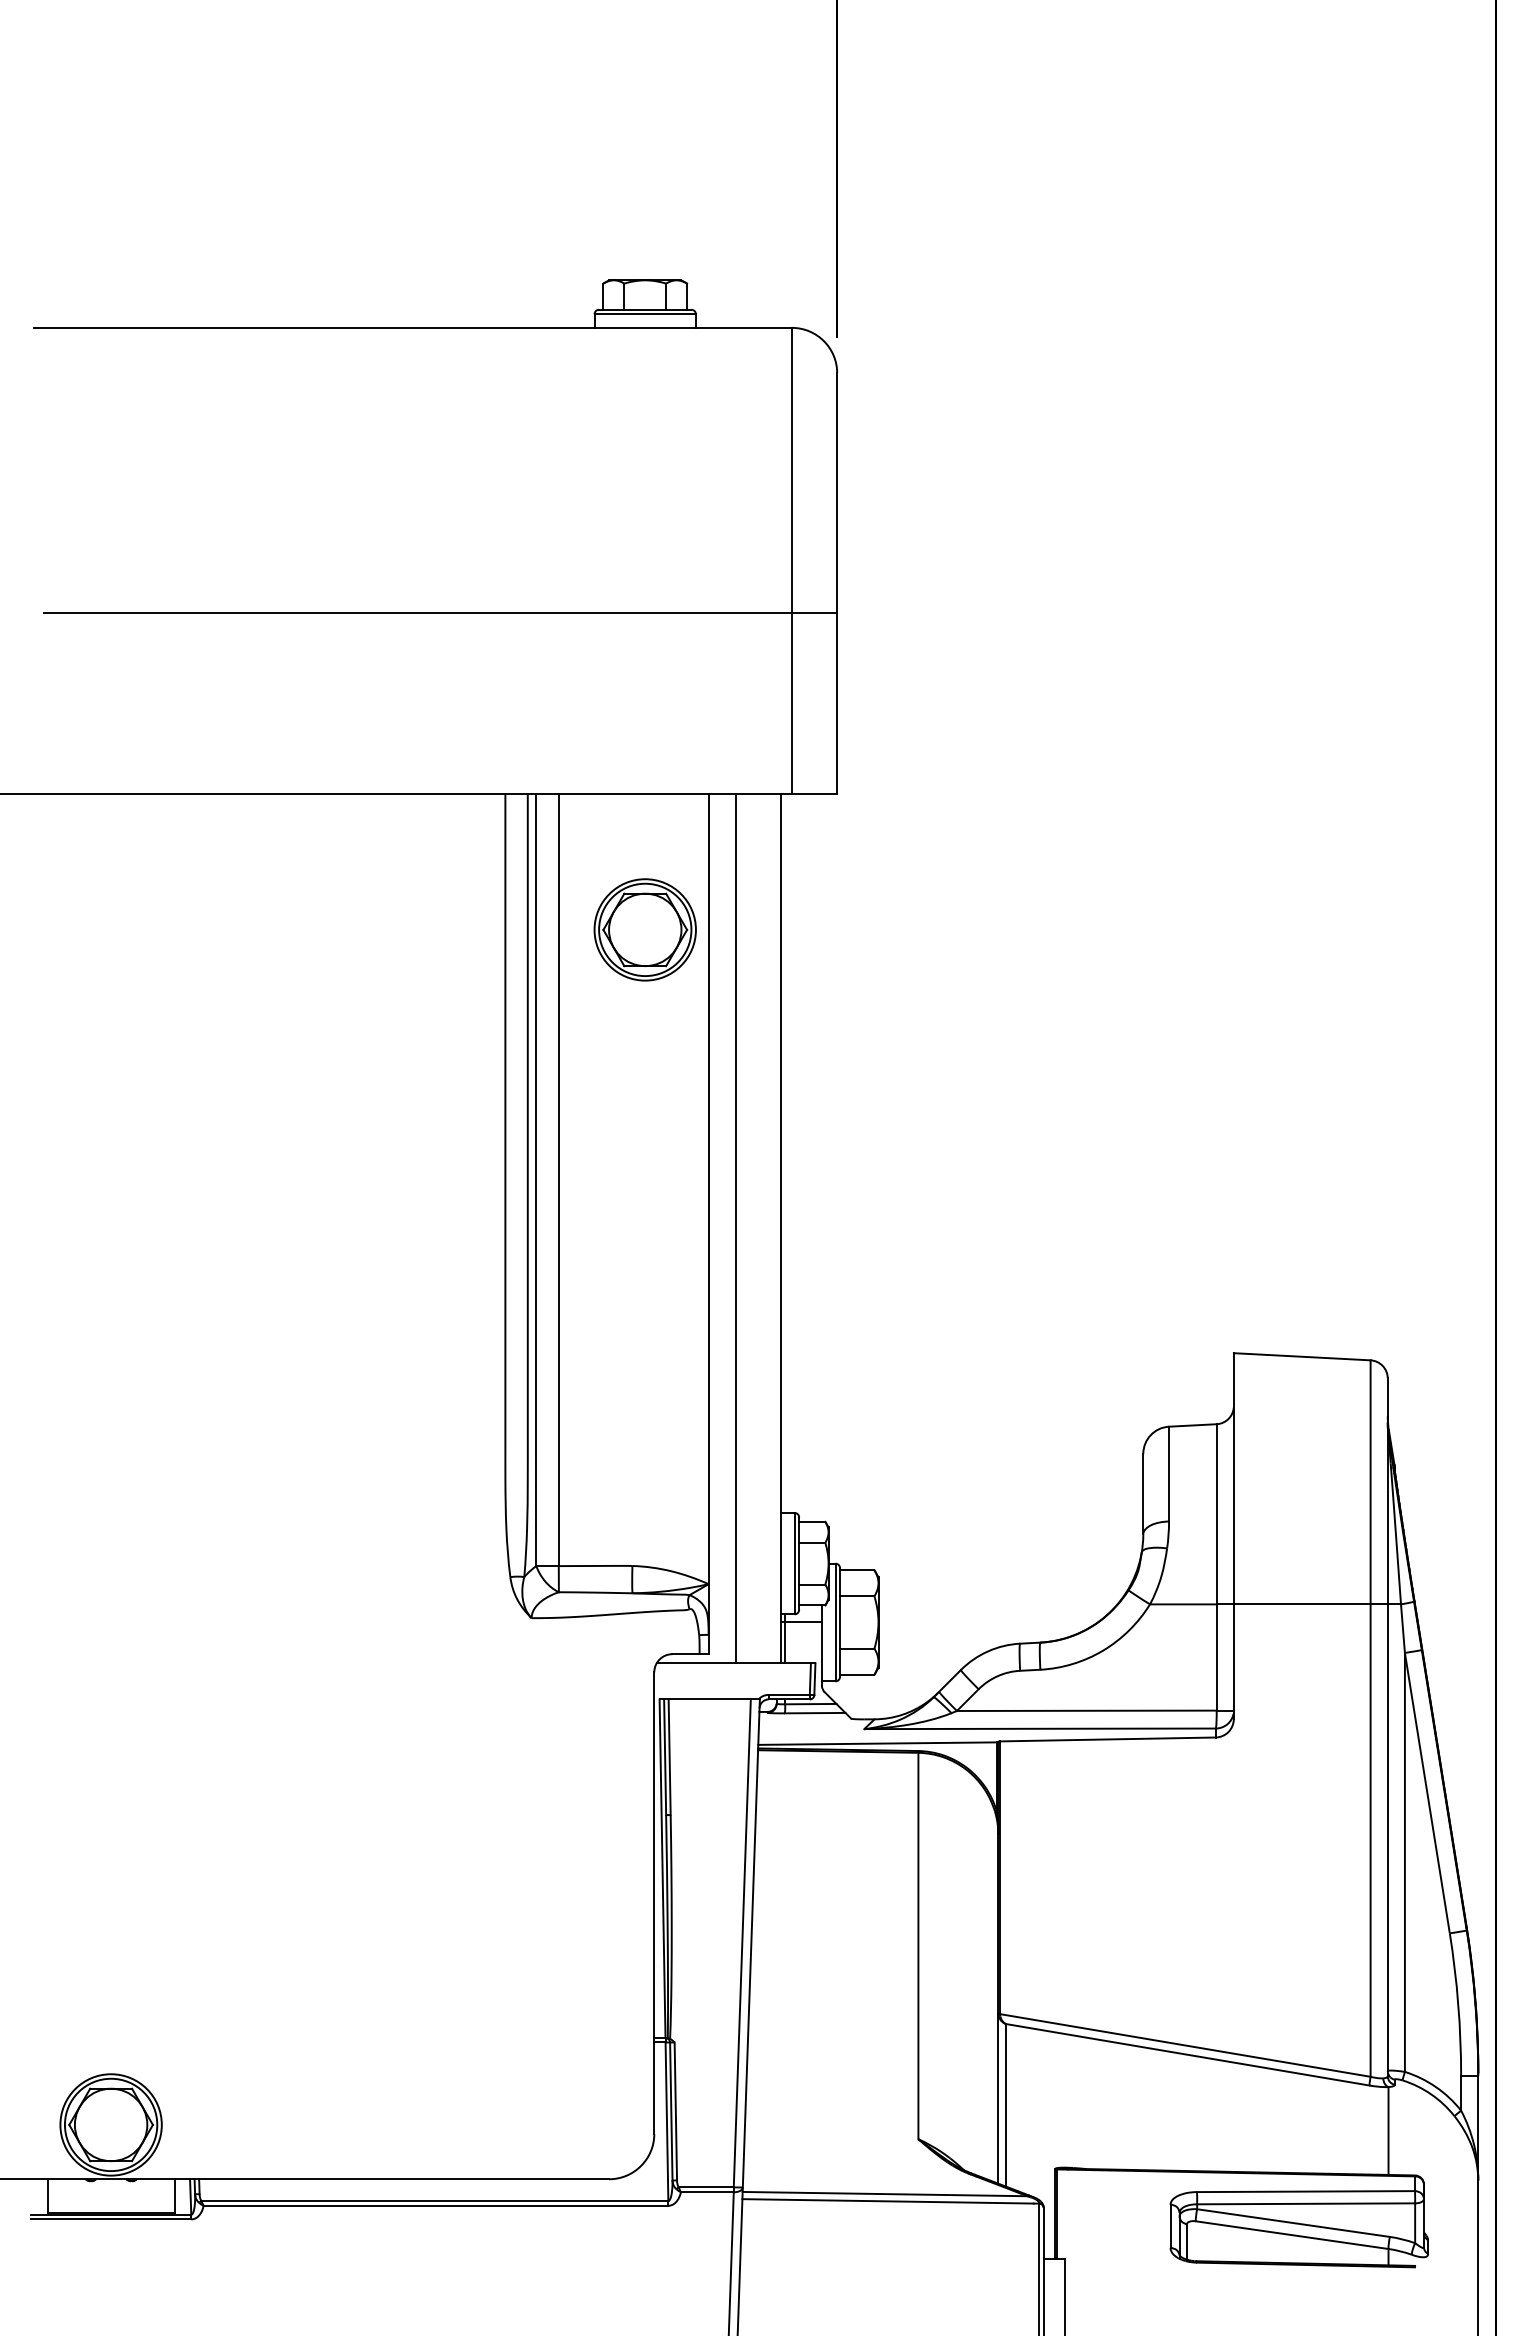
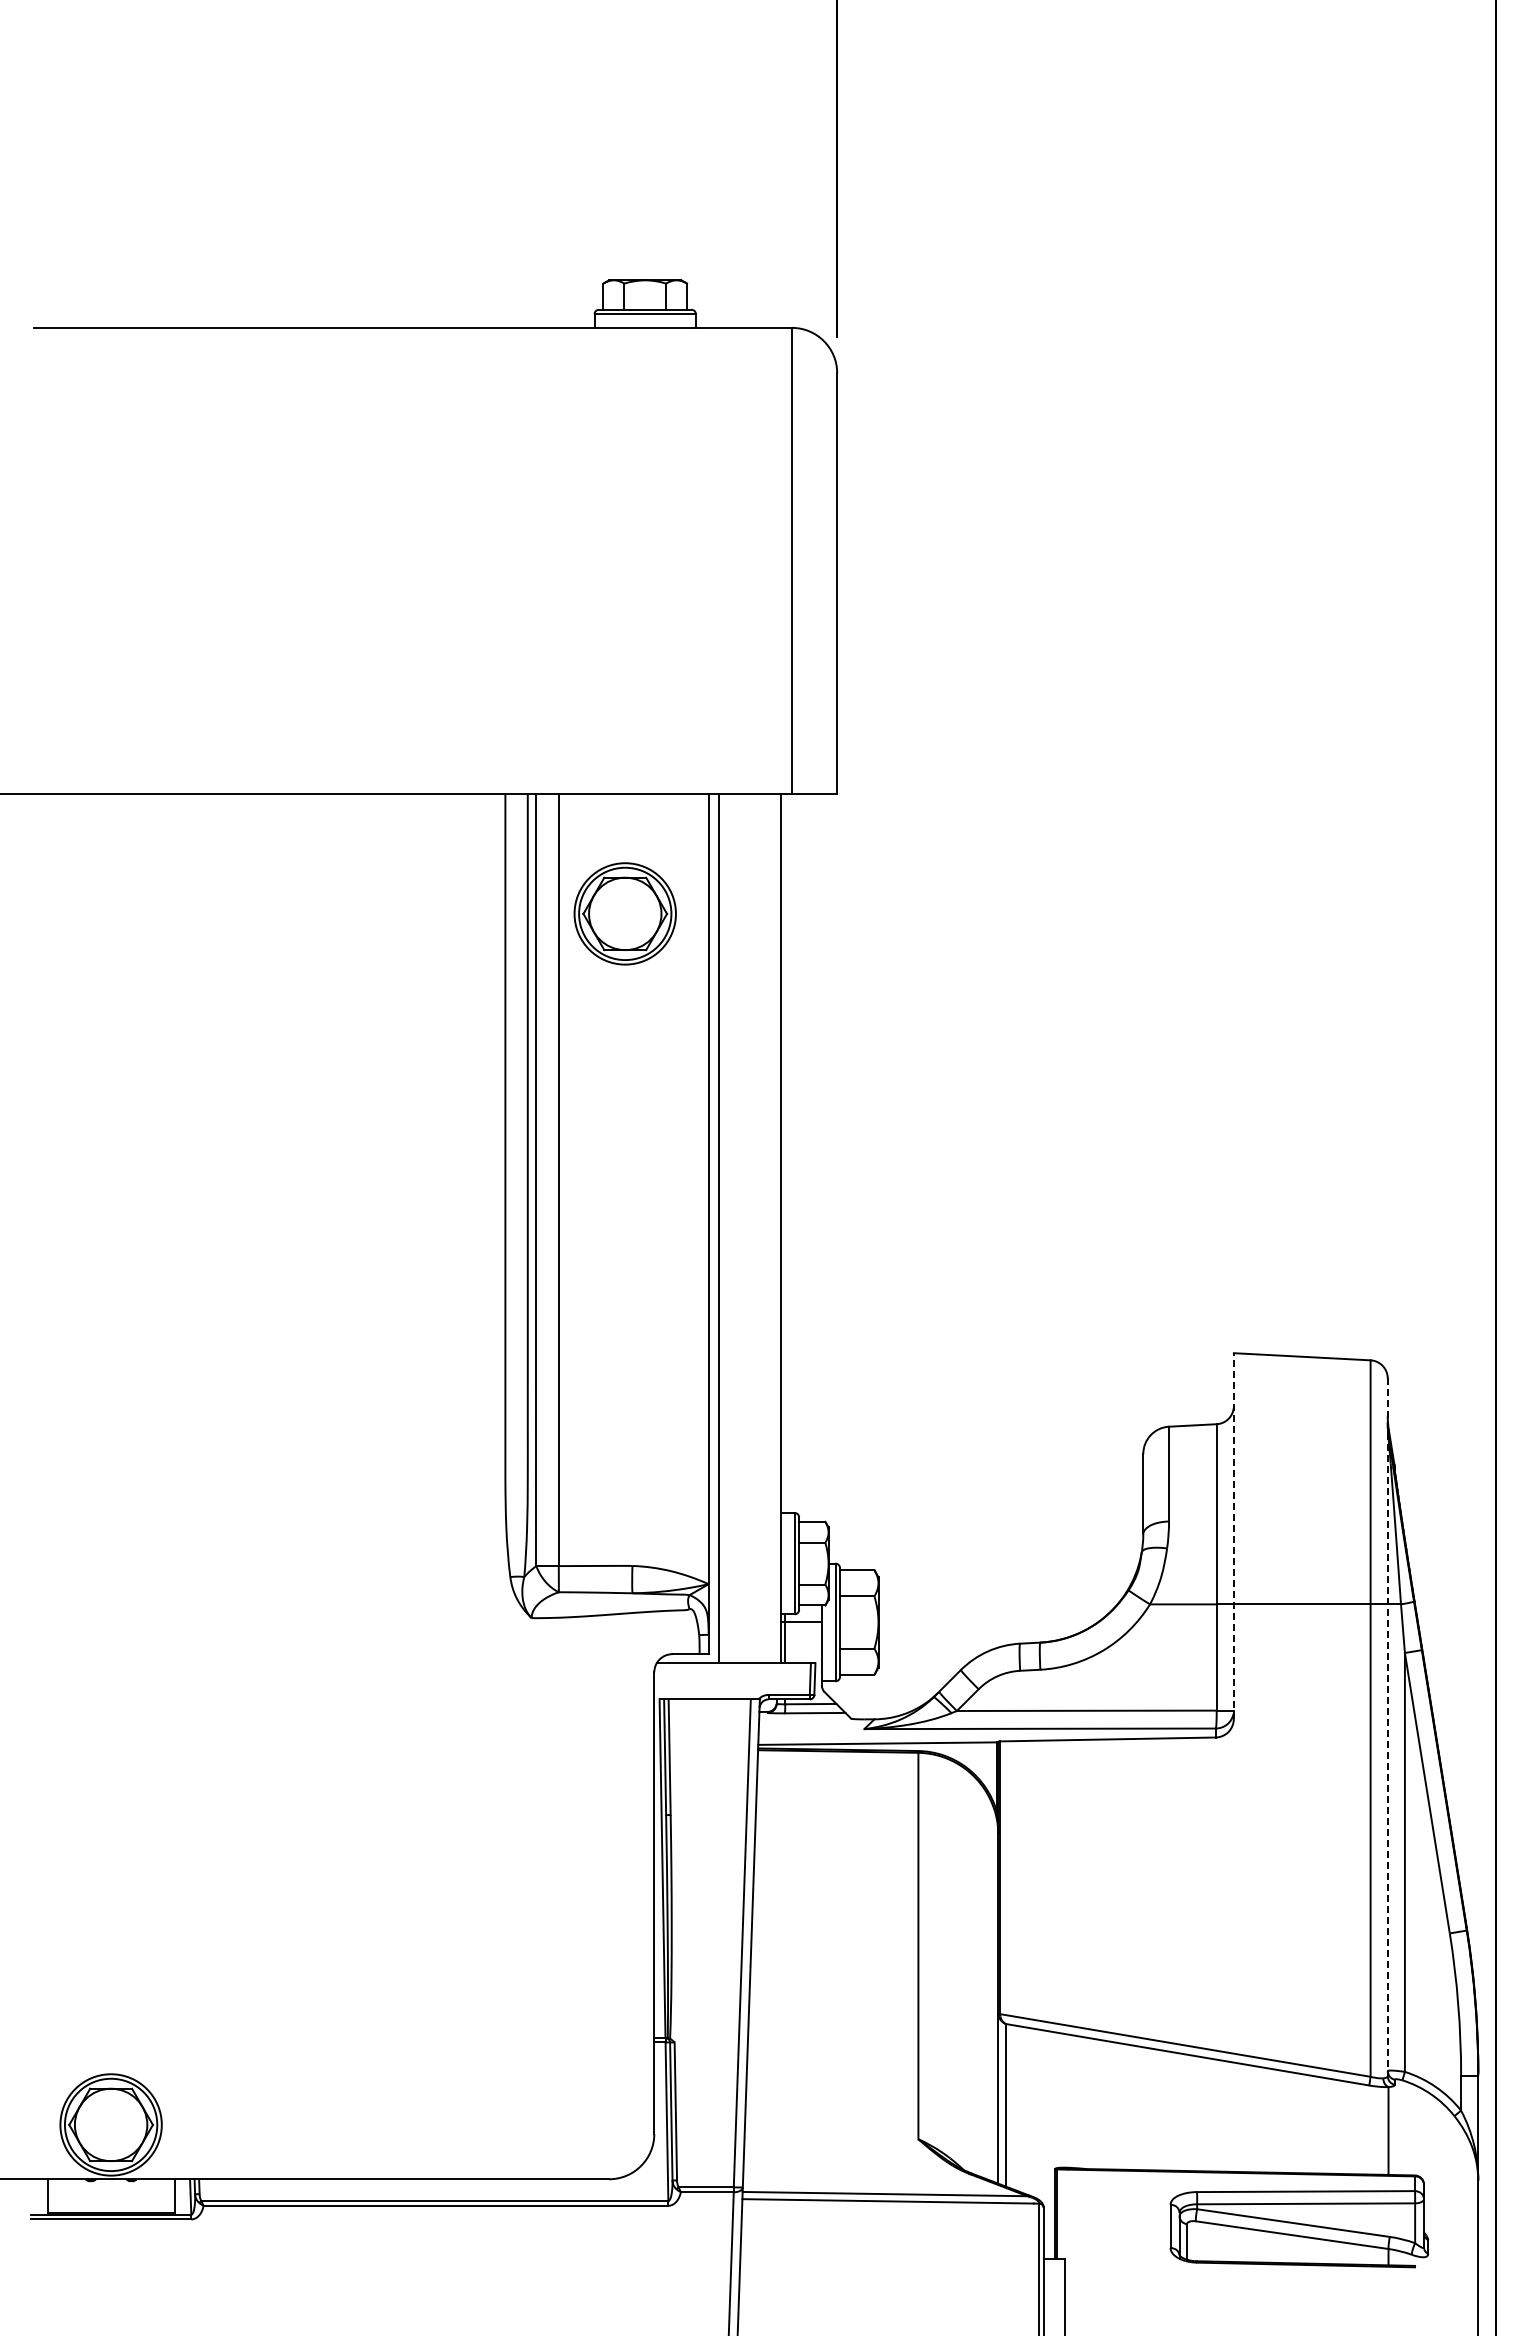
line: present -> none (440, 613)
part position: (644, 929) -> (624, 913) (624, 913)
line position: (735, 1228) -> (718, 1228) (718, 1228)
line: solid -> dashed (1233, 1536)
line: solid -> dashed (1387, 1727)
